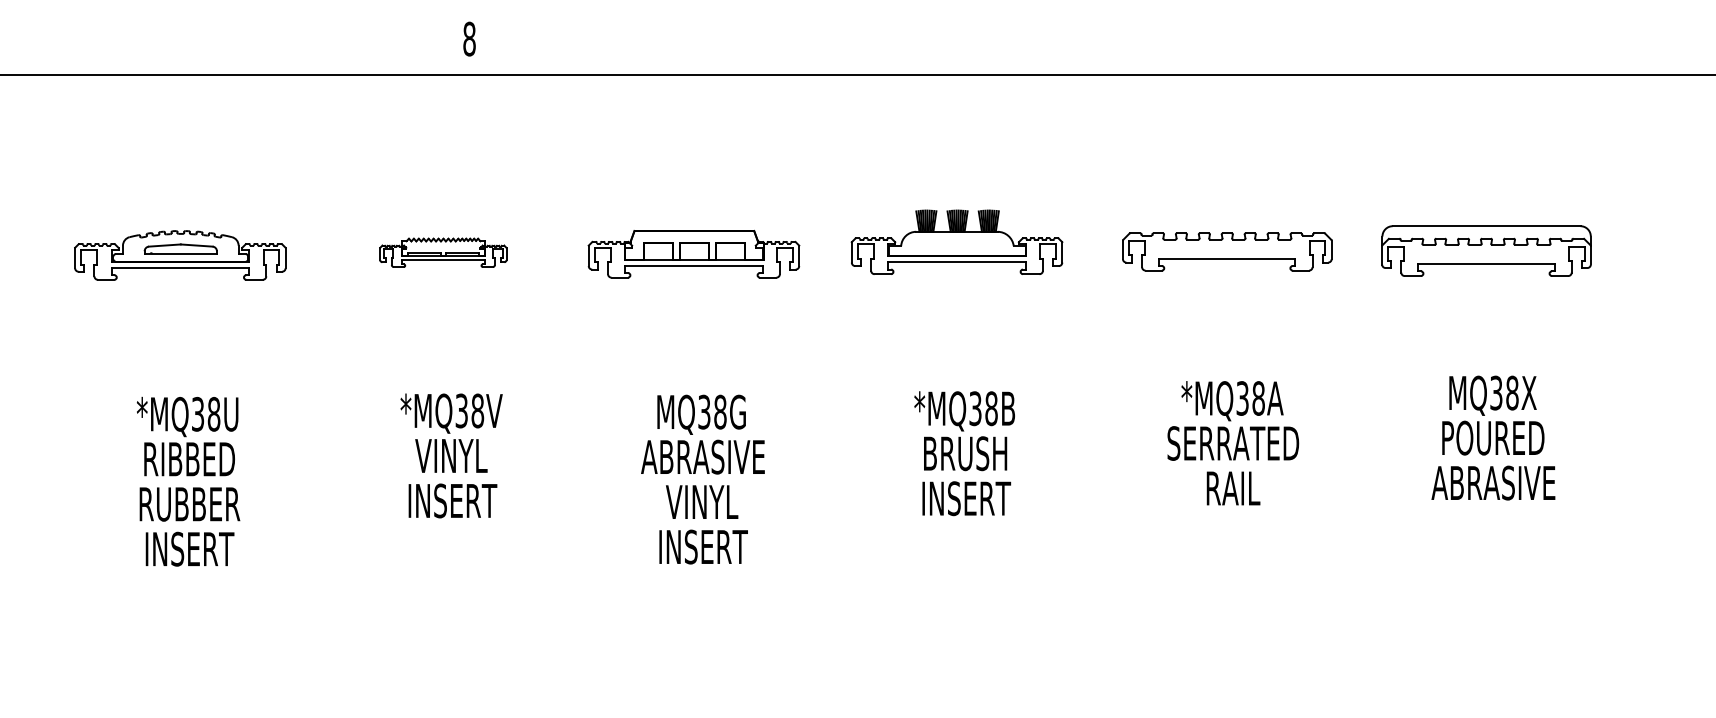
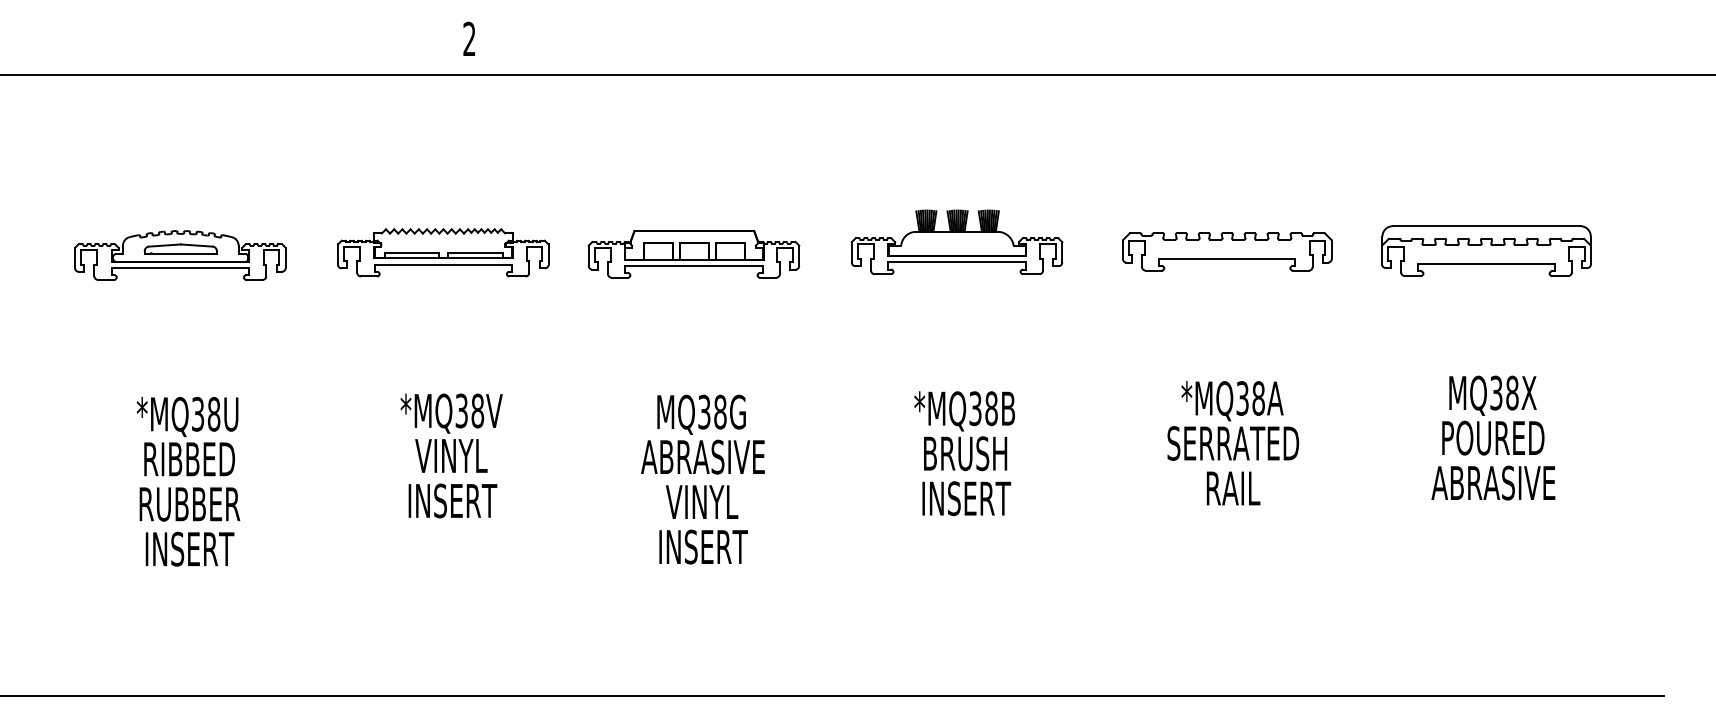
text: 8 -> 2 (469, 38)
part size: 129x31 px -> 213x50 px (443, 252)
line: none -> present (833, 696)
